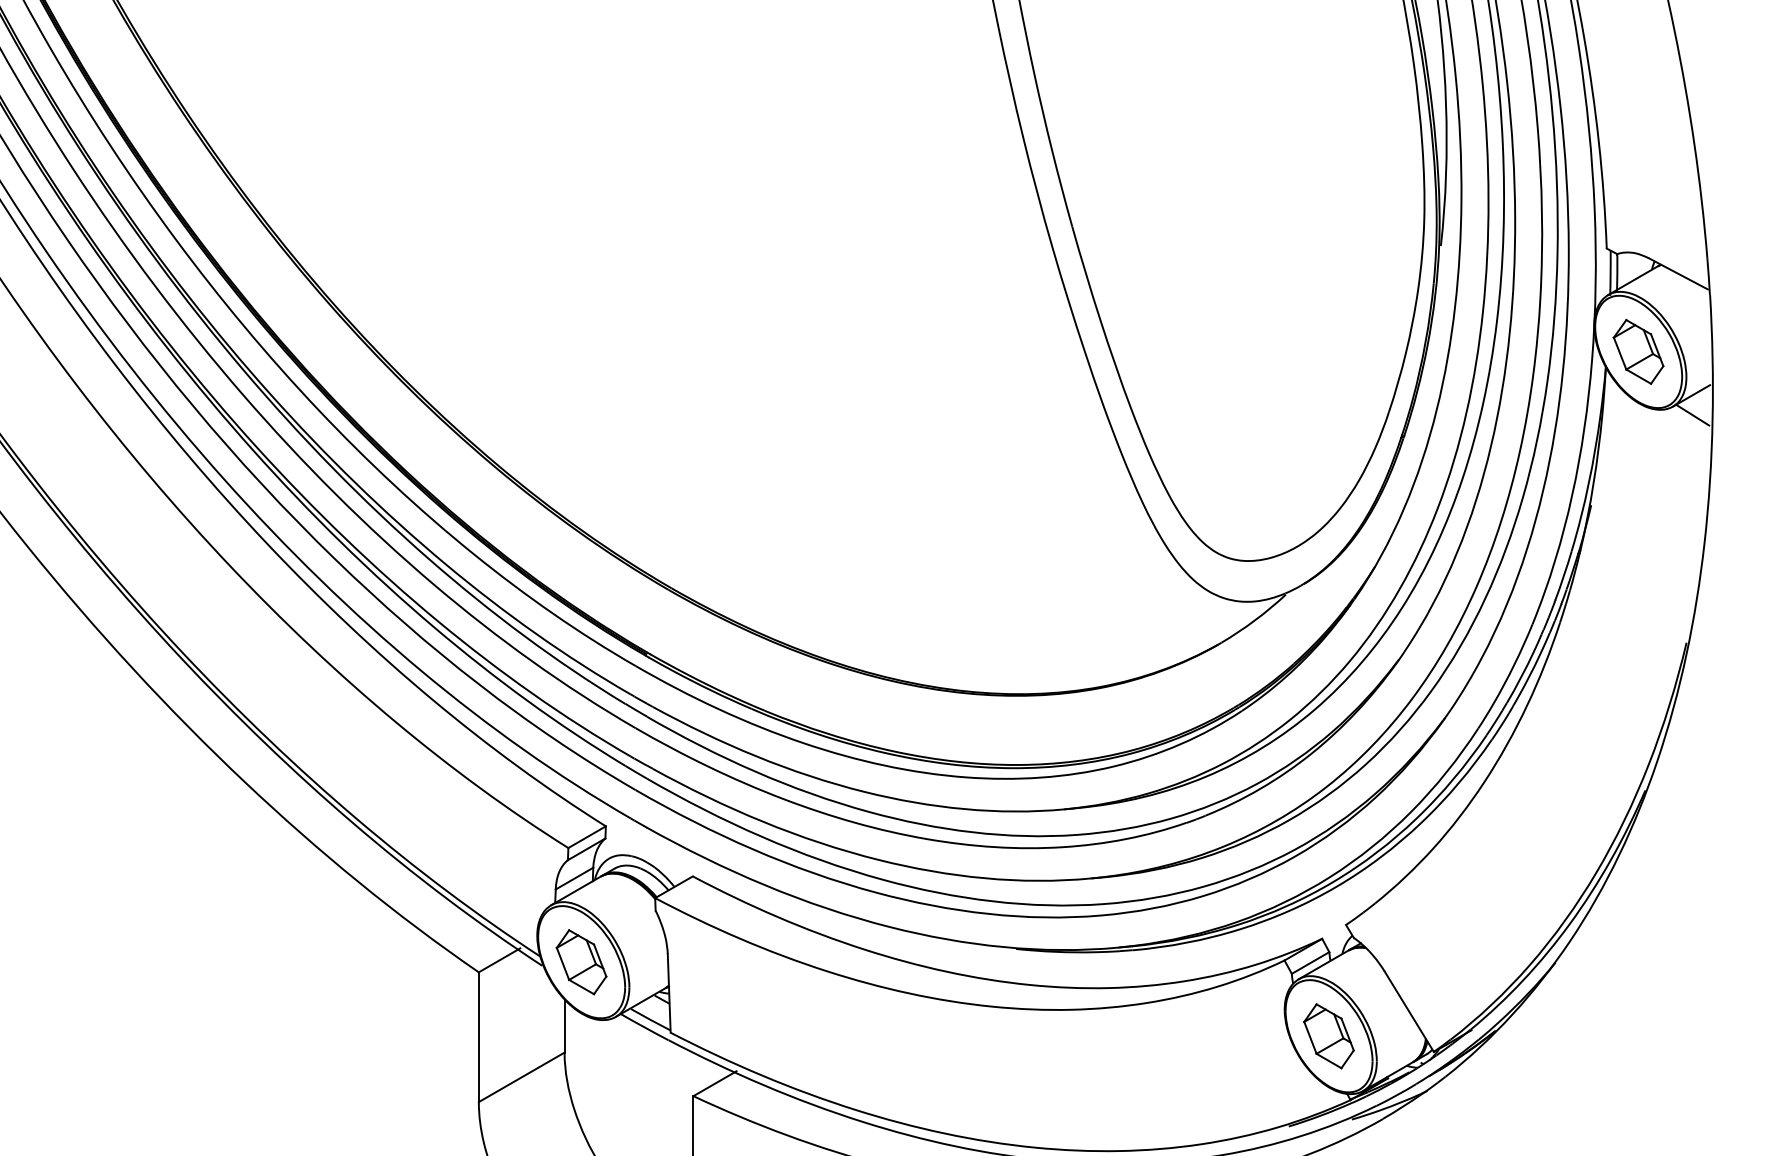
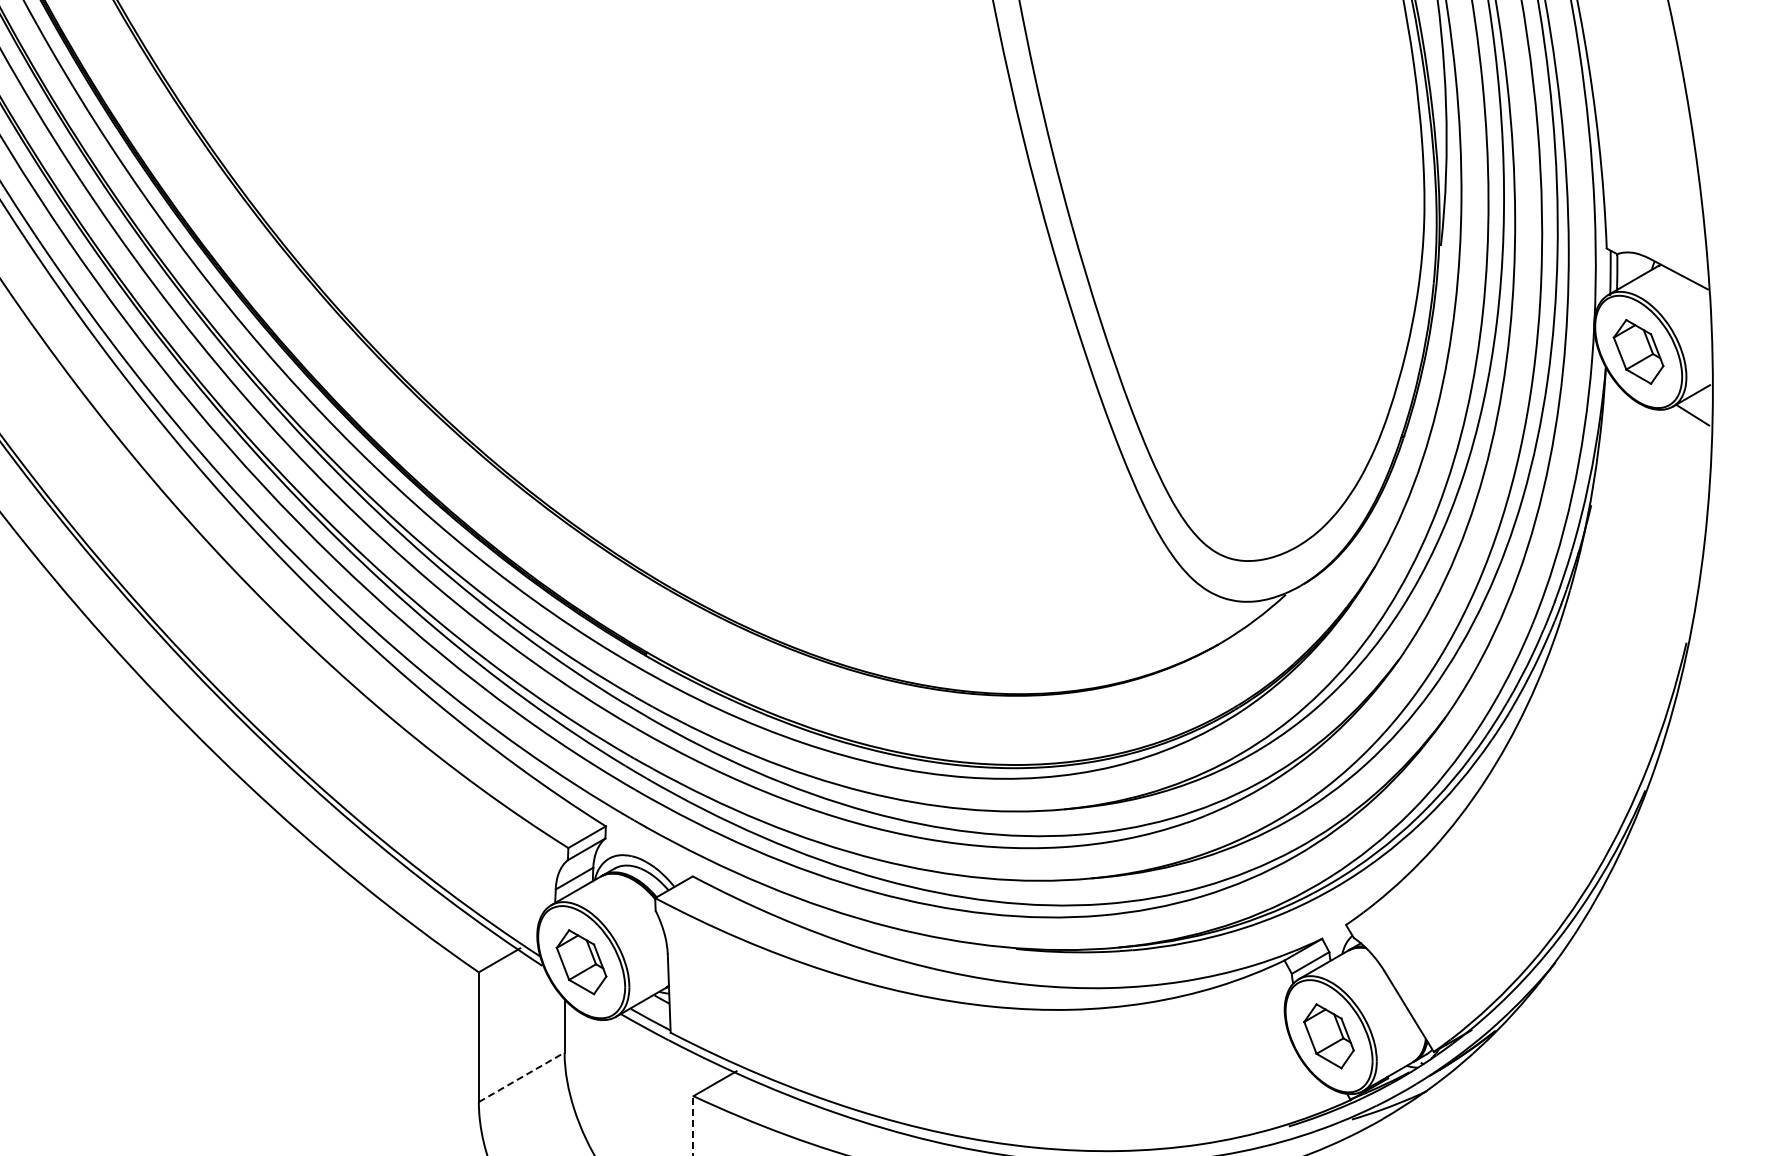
line: solid -> dashed (522, 1077)
line: solid -> dashed (693, 1125)
